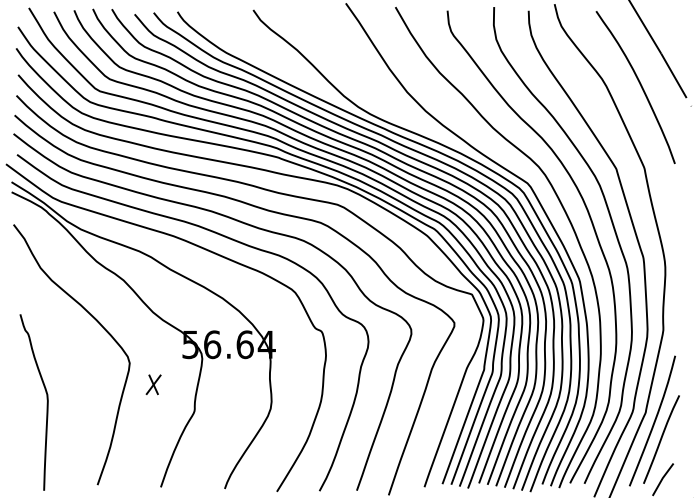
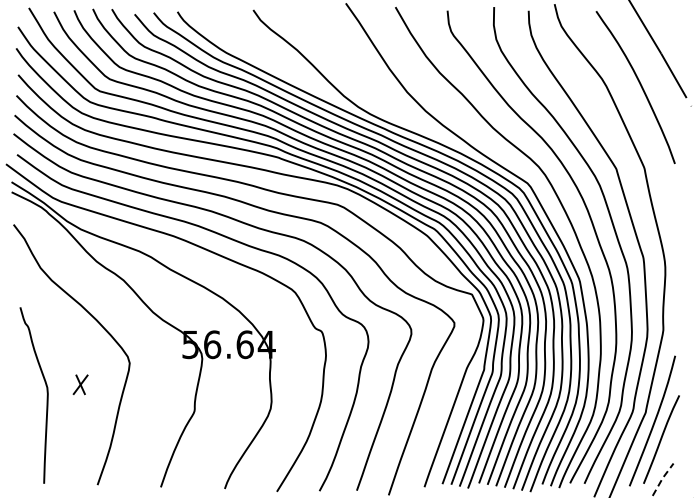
part position: (153, 384) -> (80, 384) (80, 384)
curve position: (46, 402) -> (46, 395) (46, 395)
line: solid -> dashed (662, 478)
